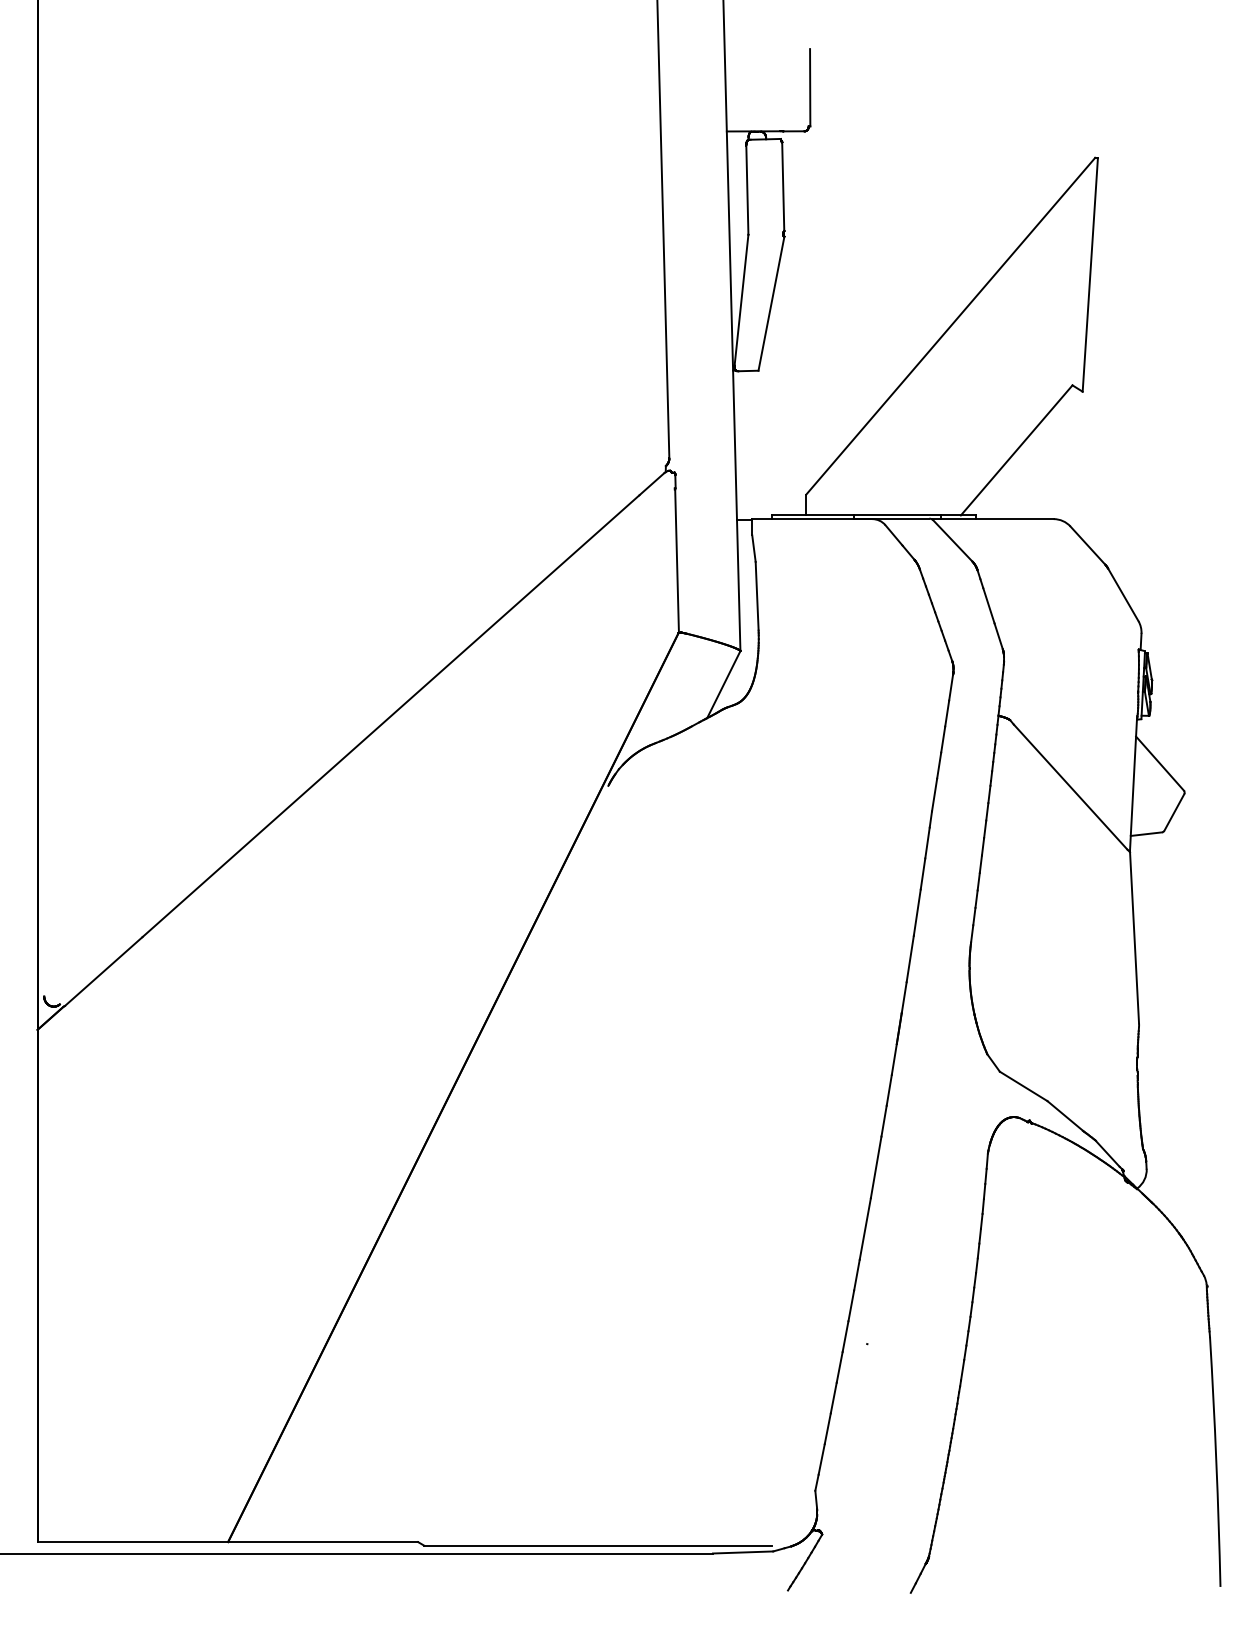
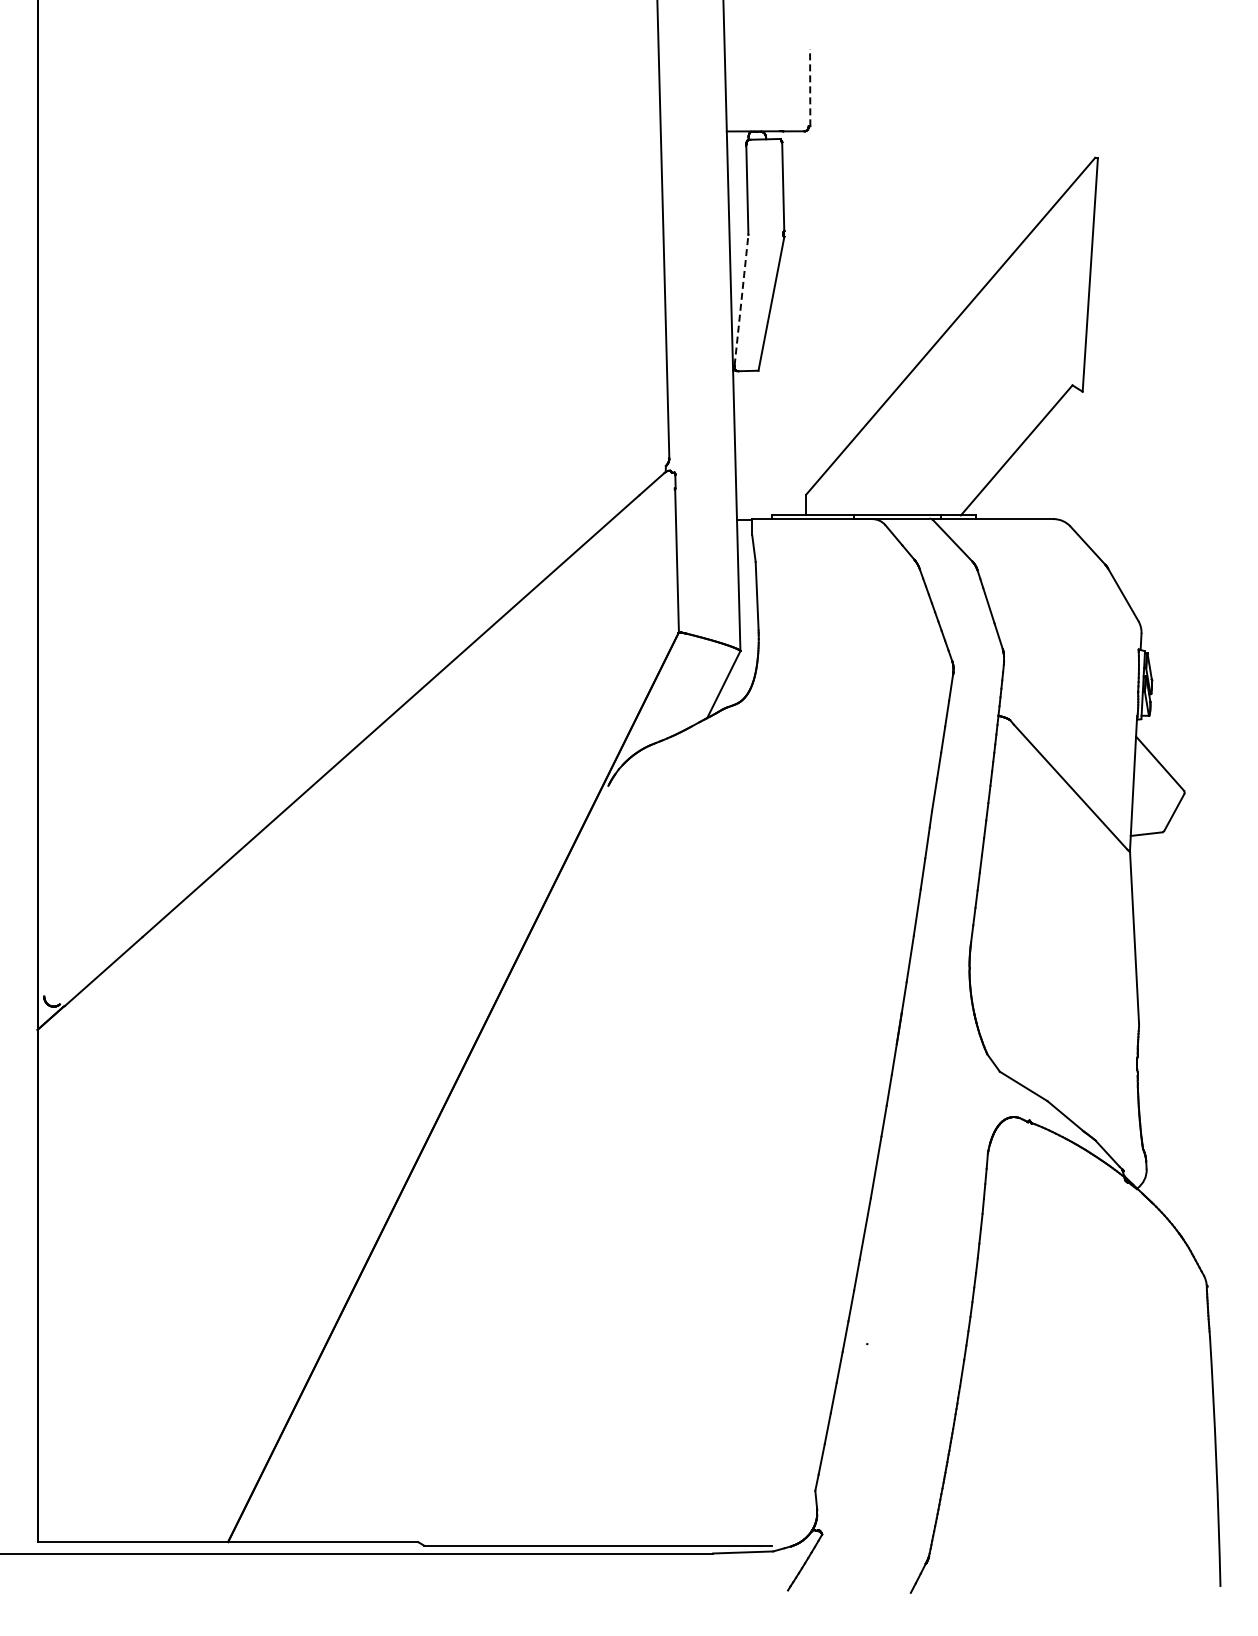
line: solid -> dashed (810, 87)
line: solid -> dashed (741, 300)
